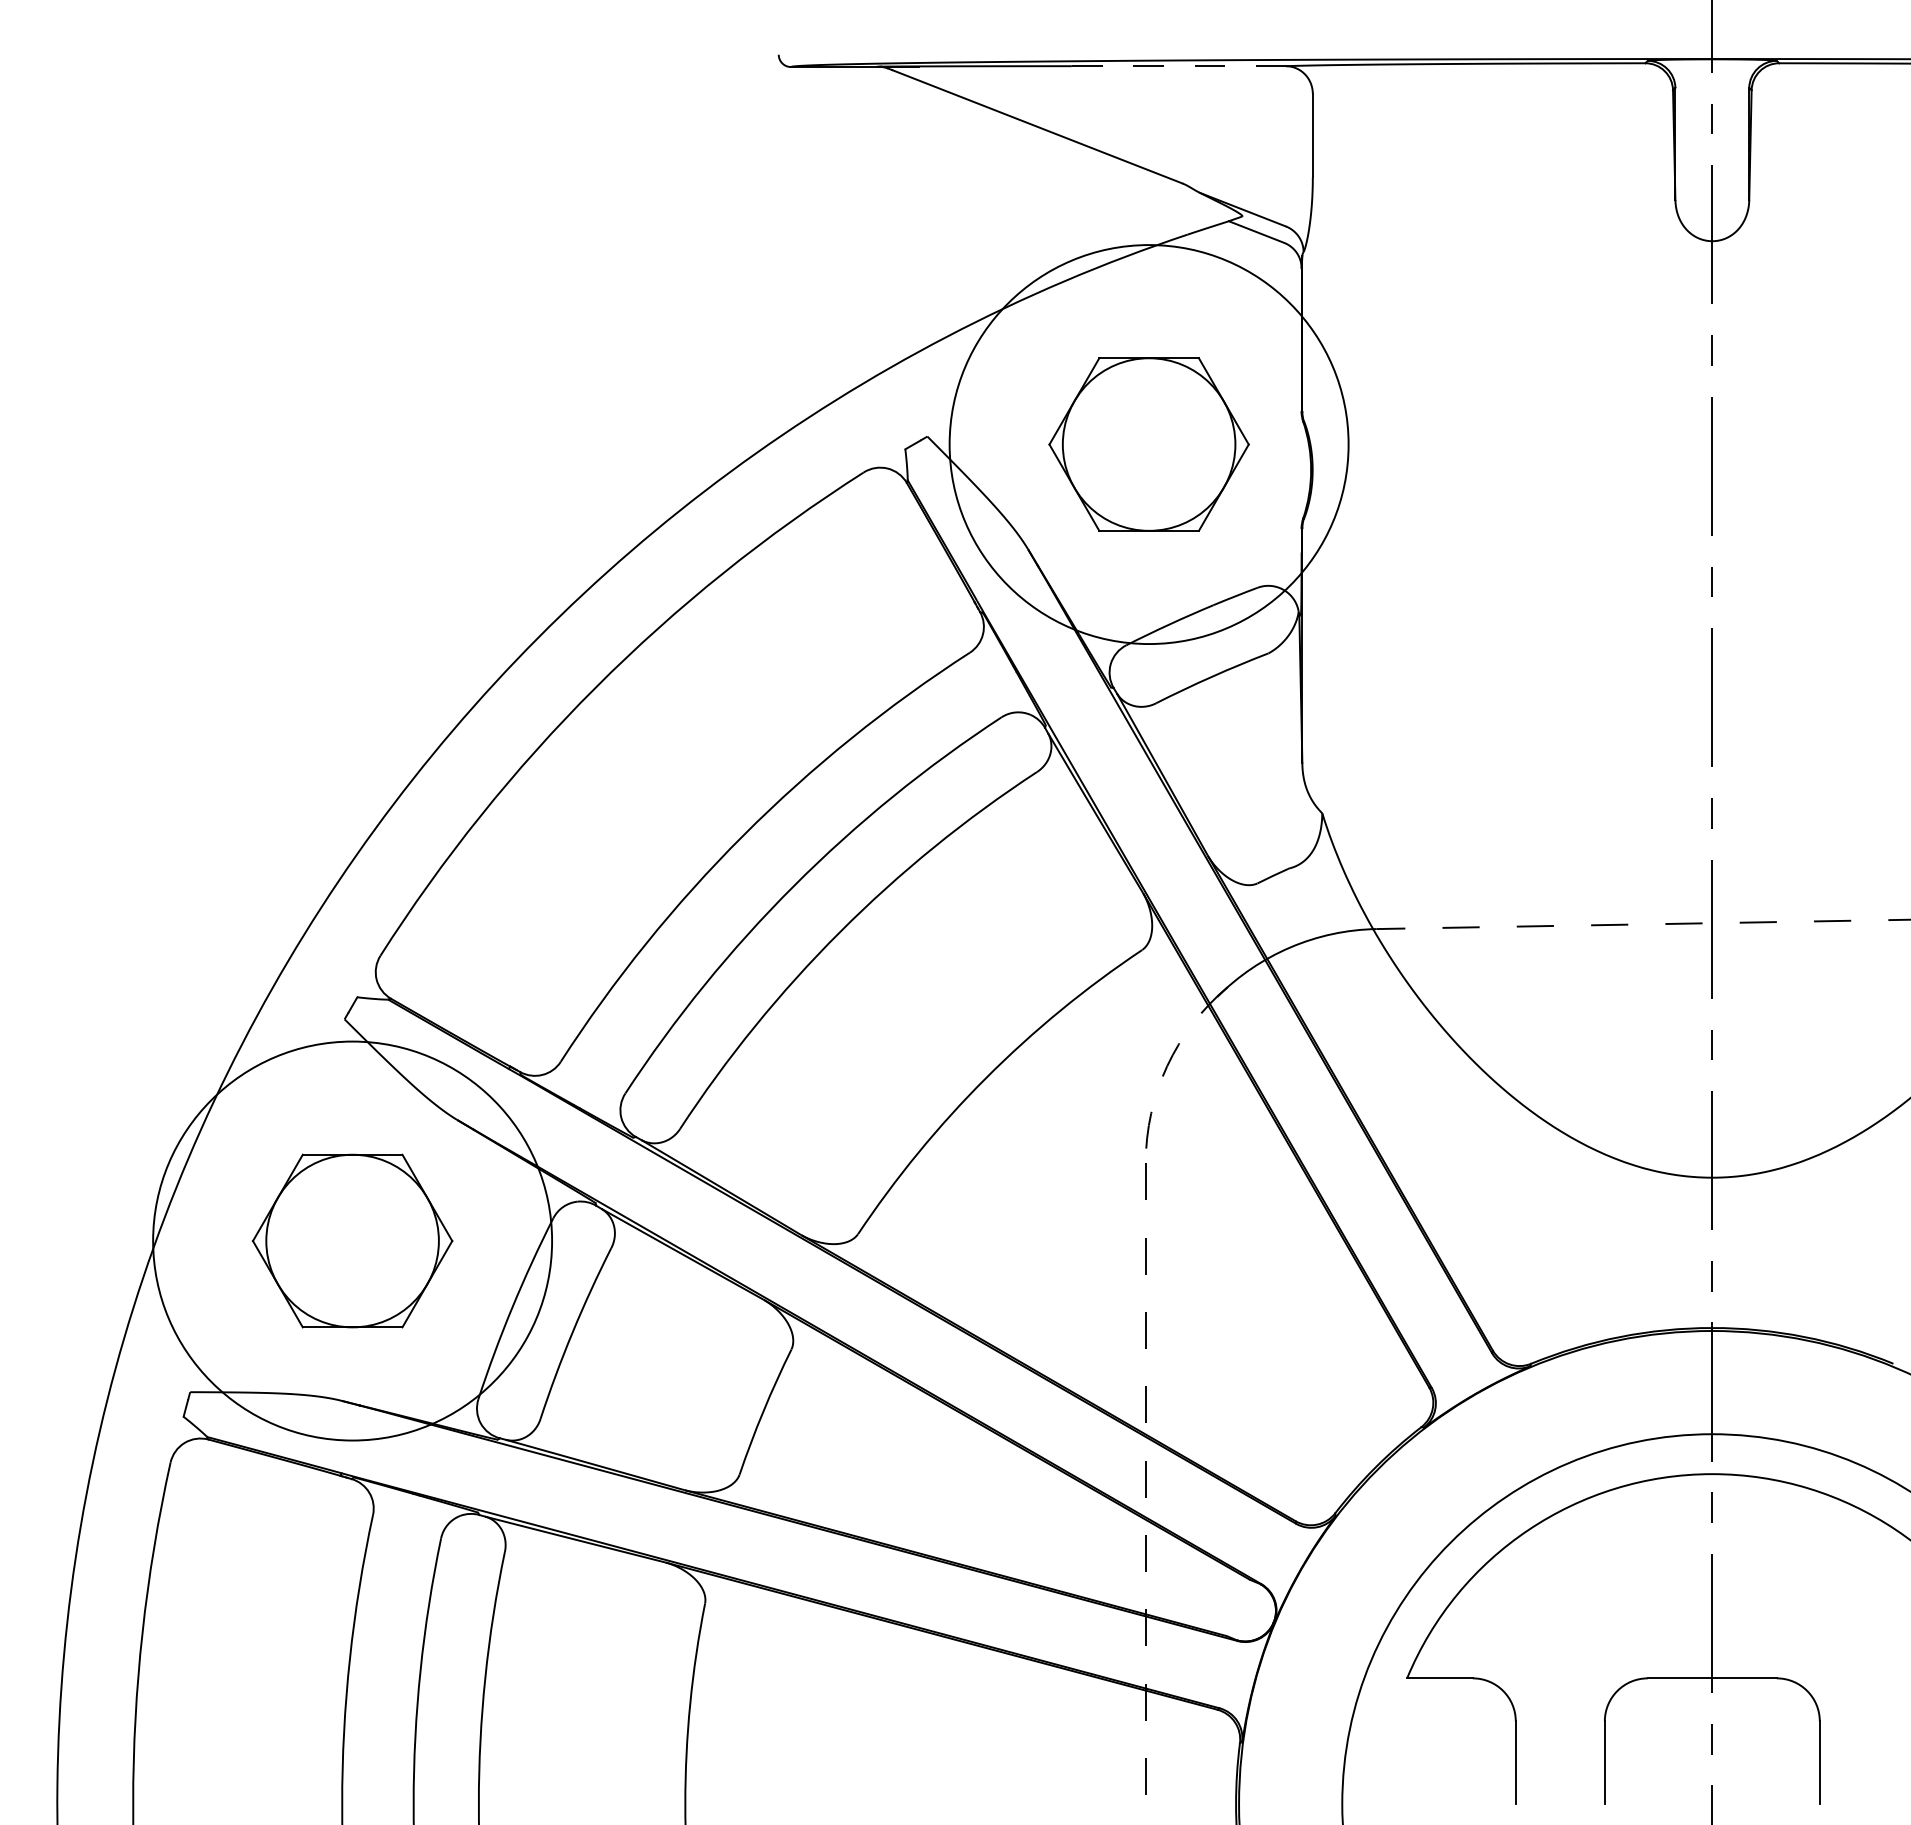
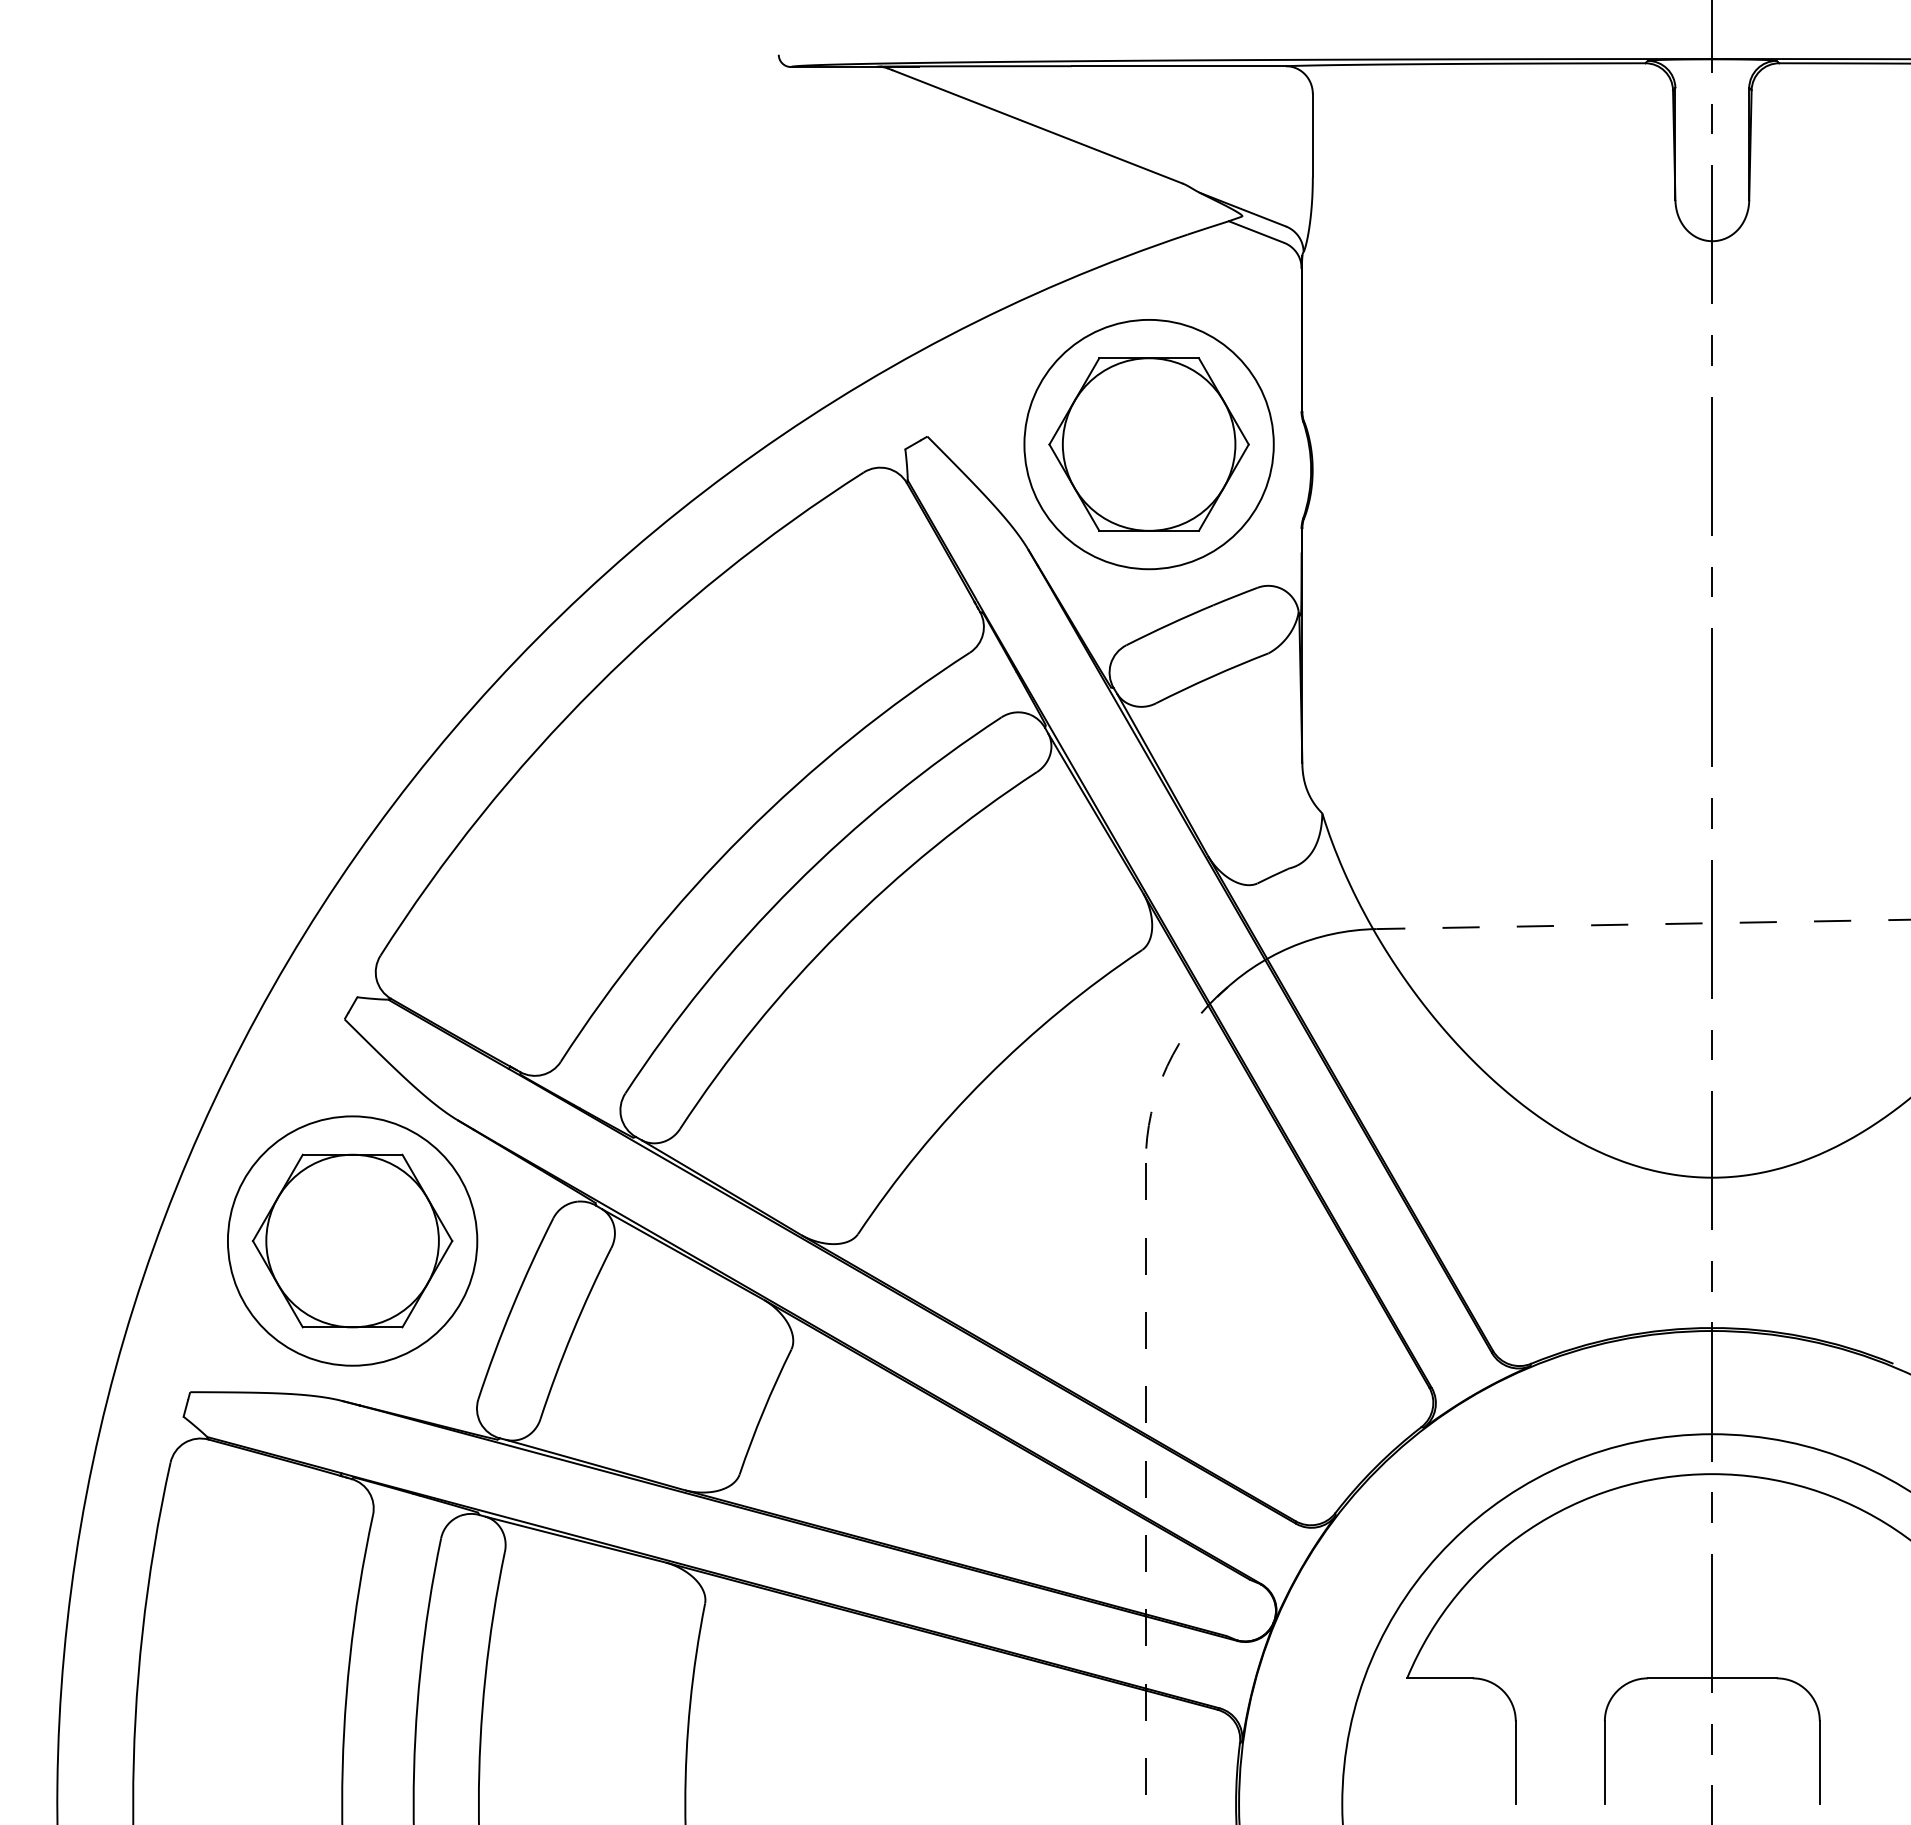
line: dashed -> solid (1179, 66)
circle diameter: 399 px -> 249 px (1148, 444)
circle diameter: 399 px -> 249 px (352, 1240)
